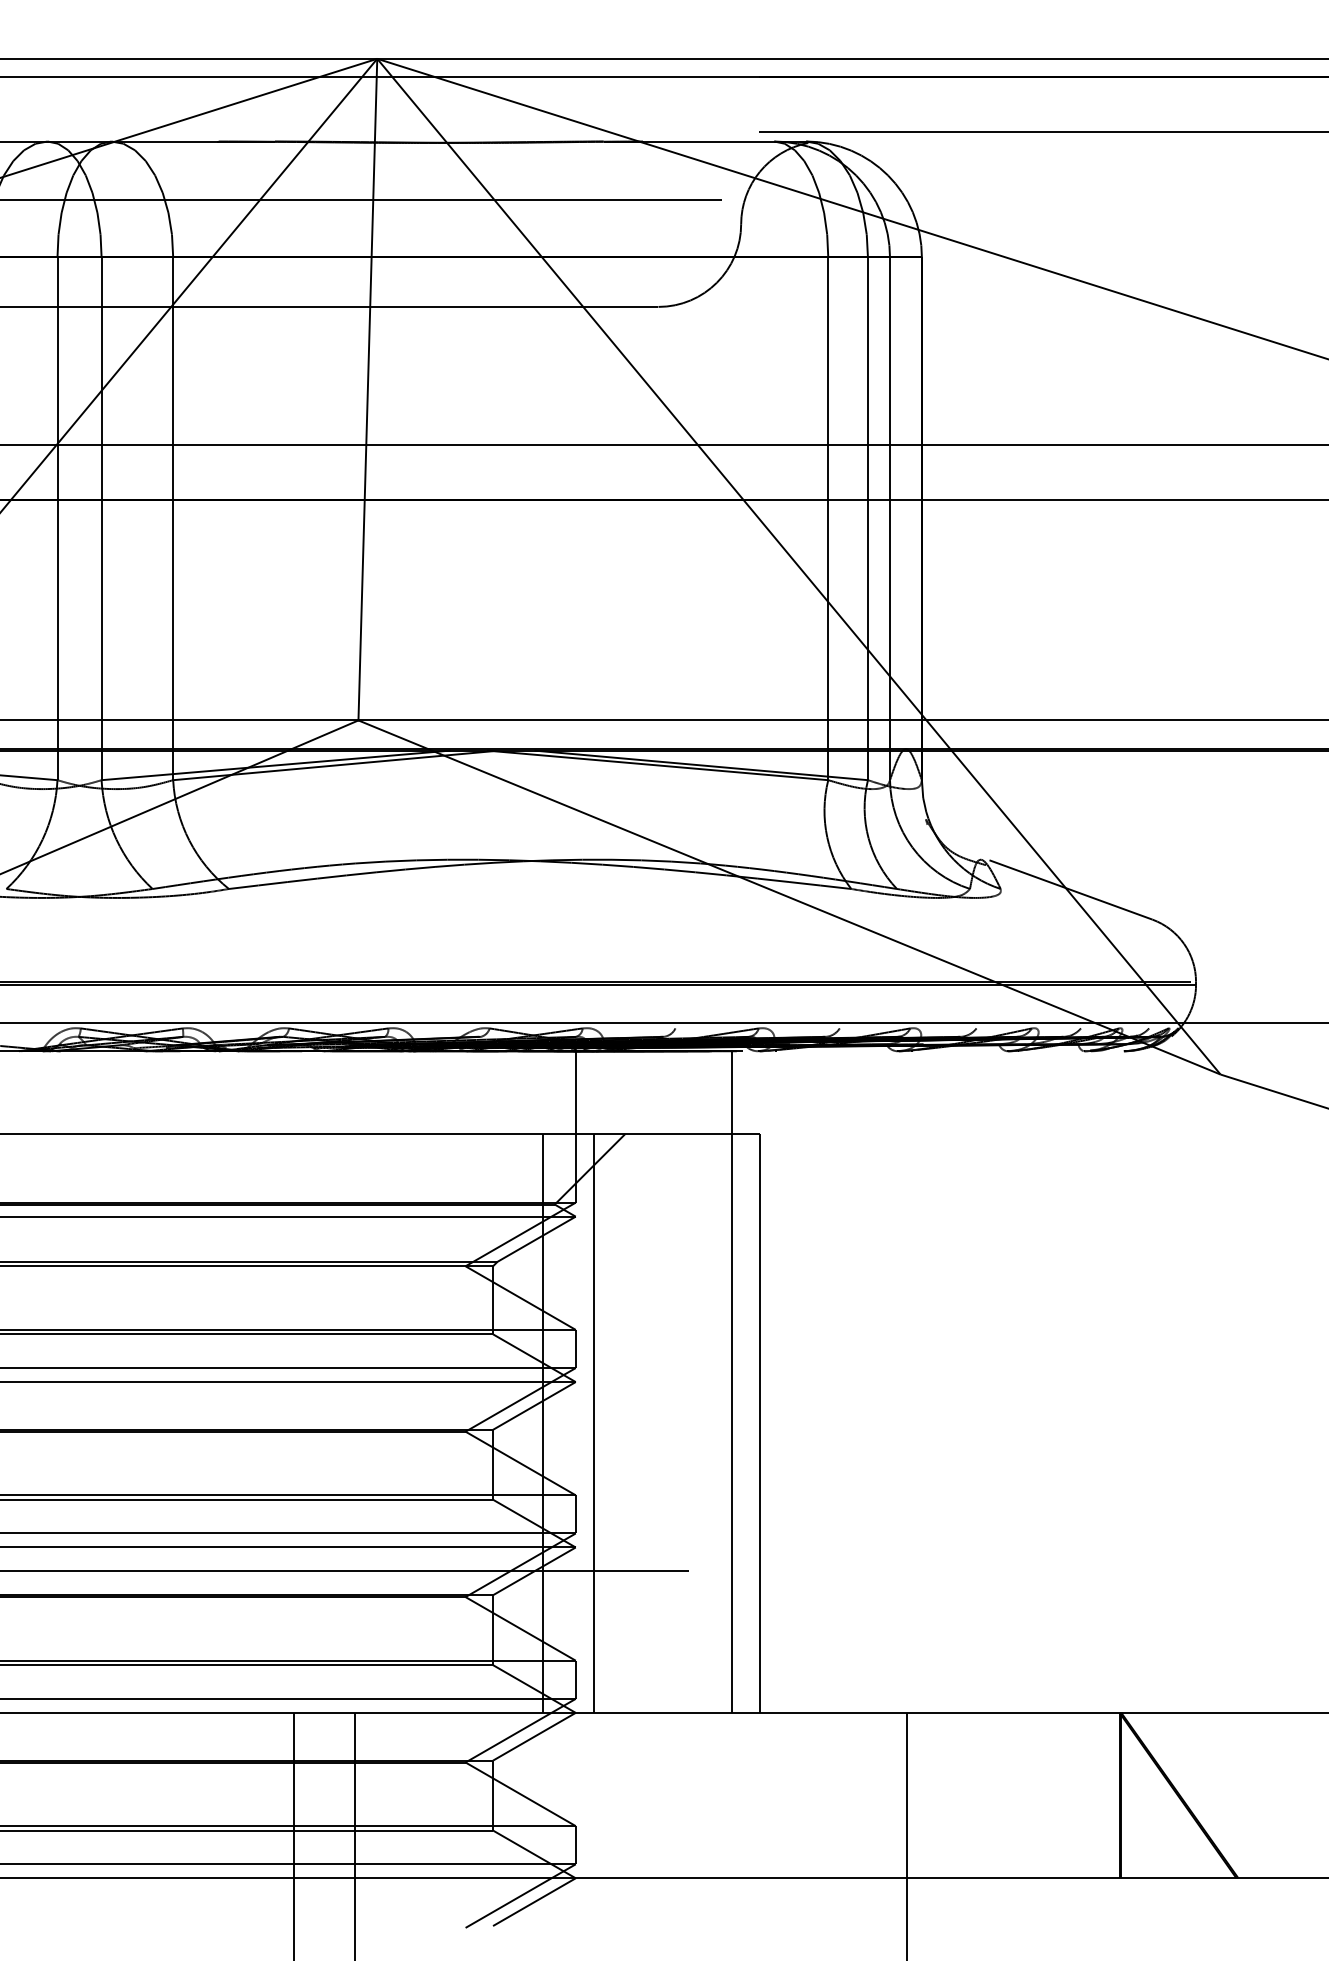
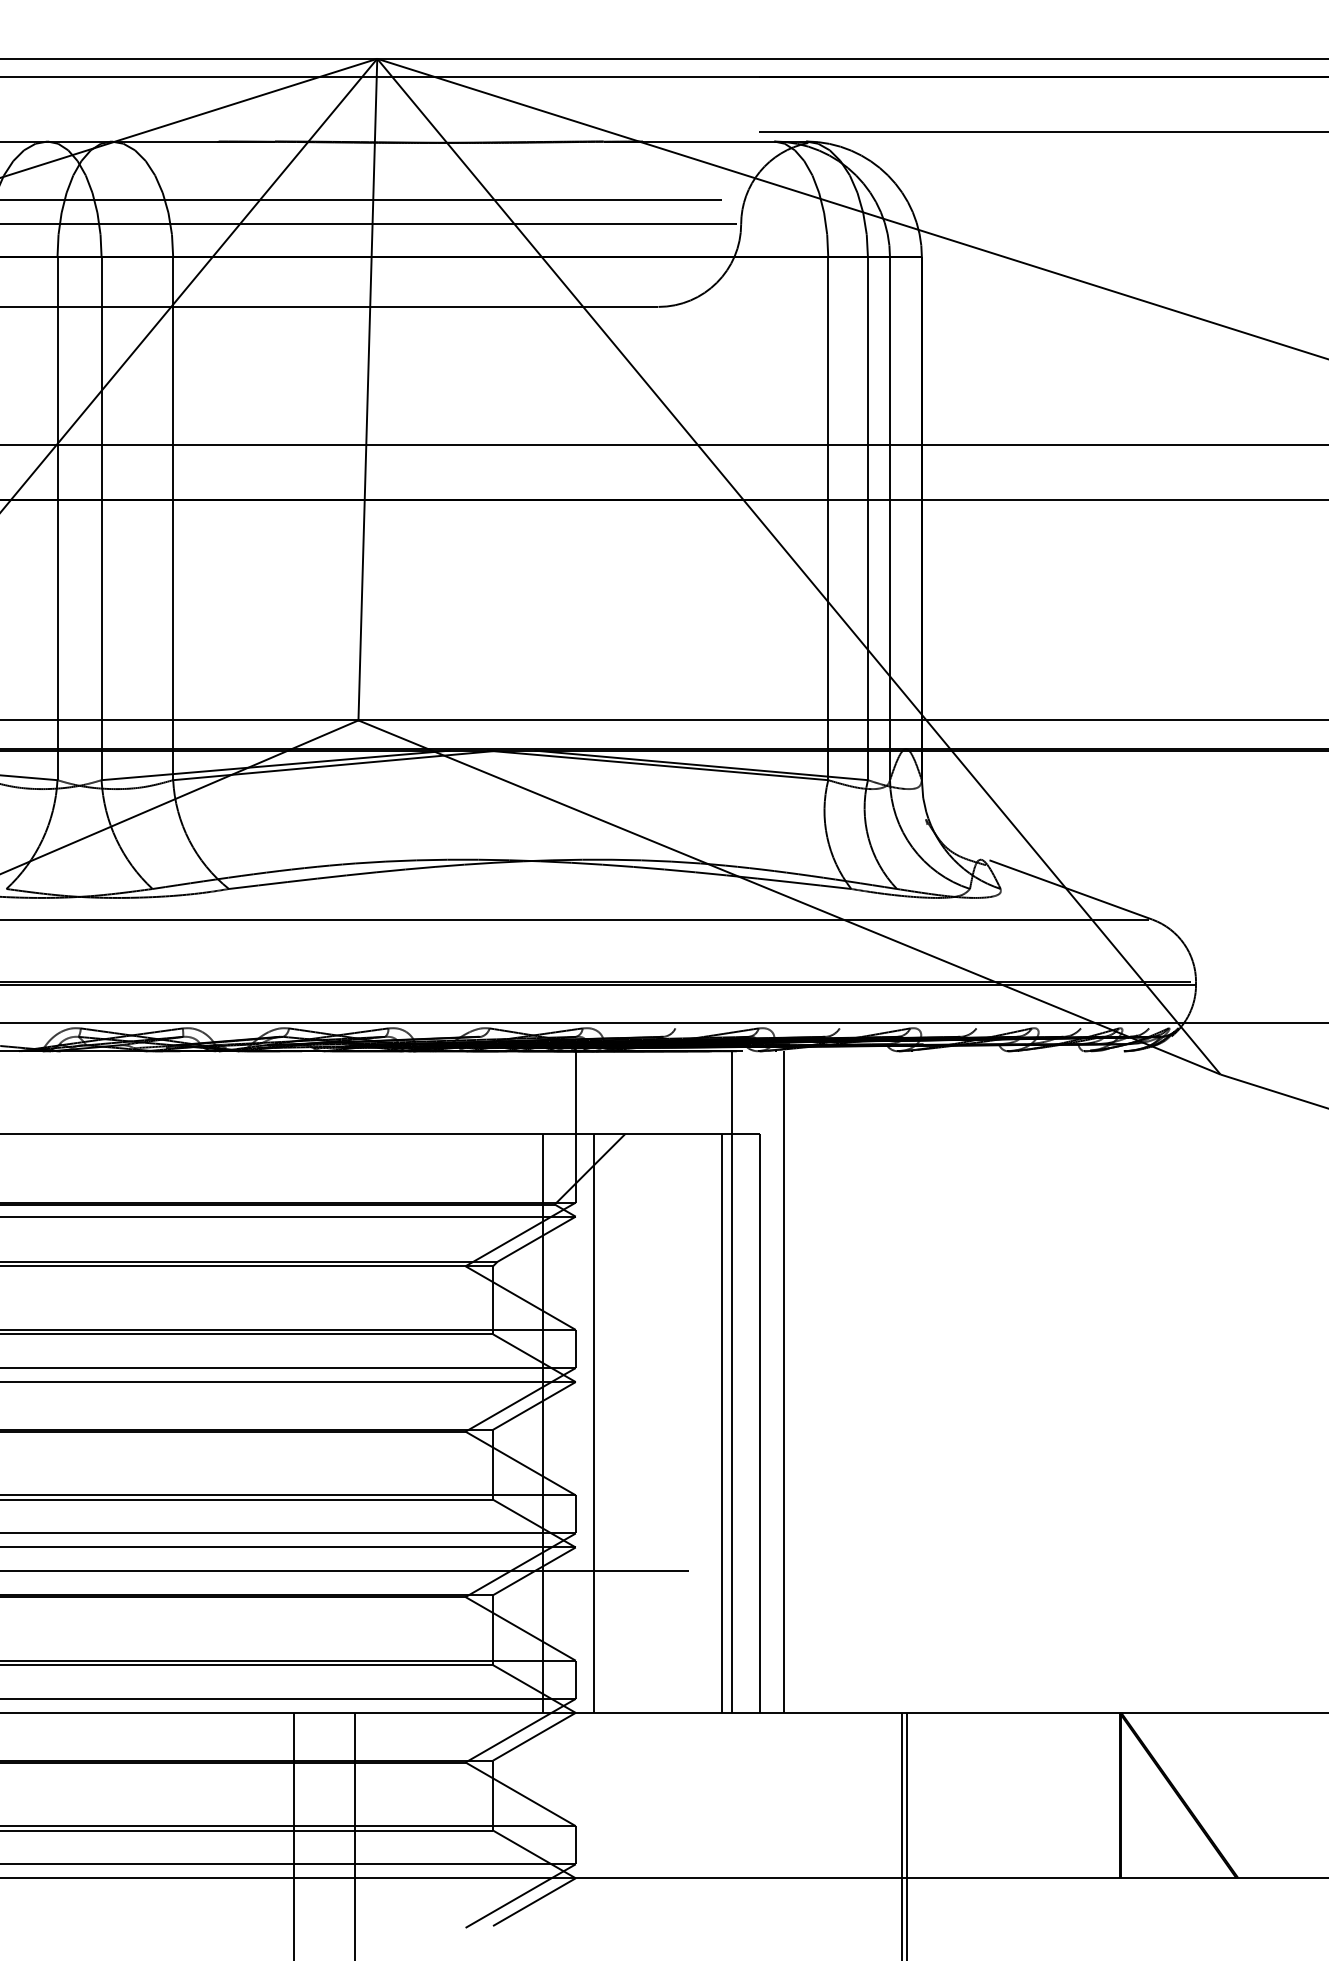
line: none -> present (369, 224)
line: none -> present (575, 919)
line: none -> present (783, 1381)
line: none -> present (721, 1422)
line: none -> present (902, 1834)
